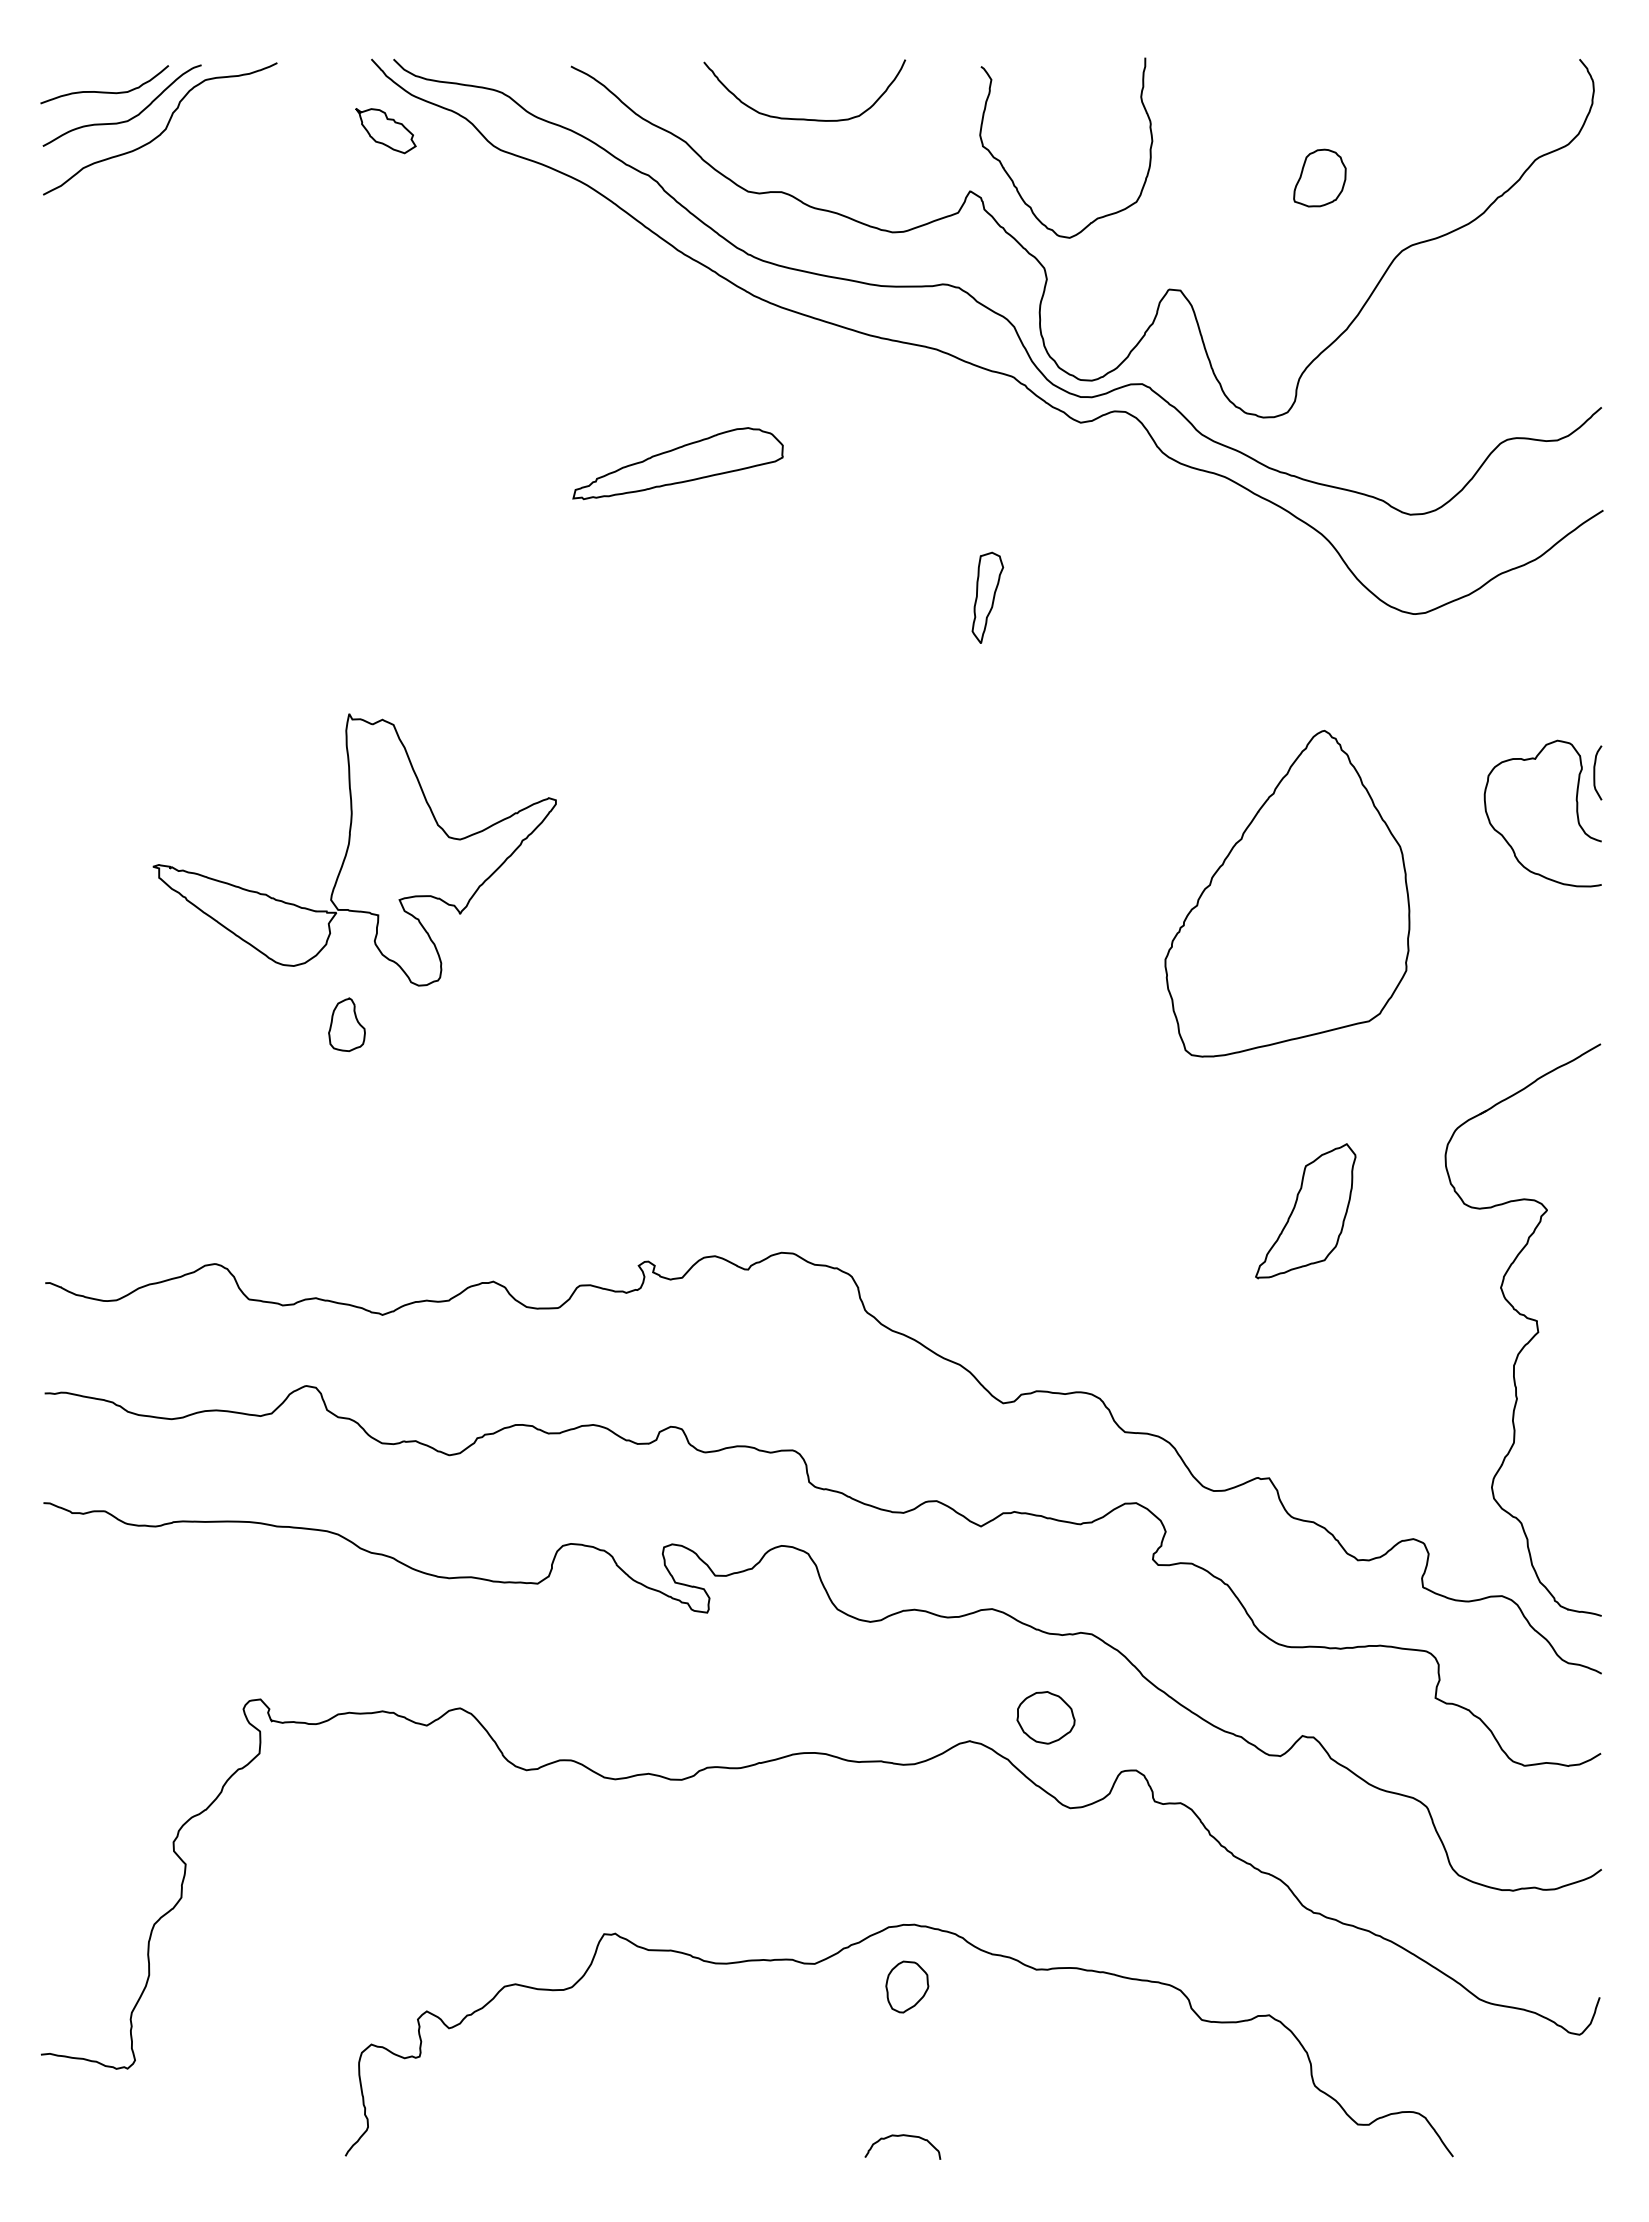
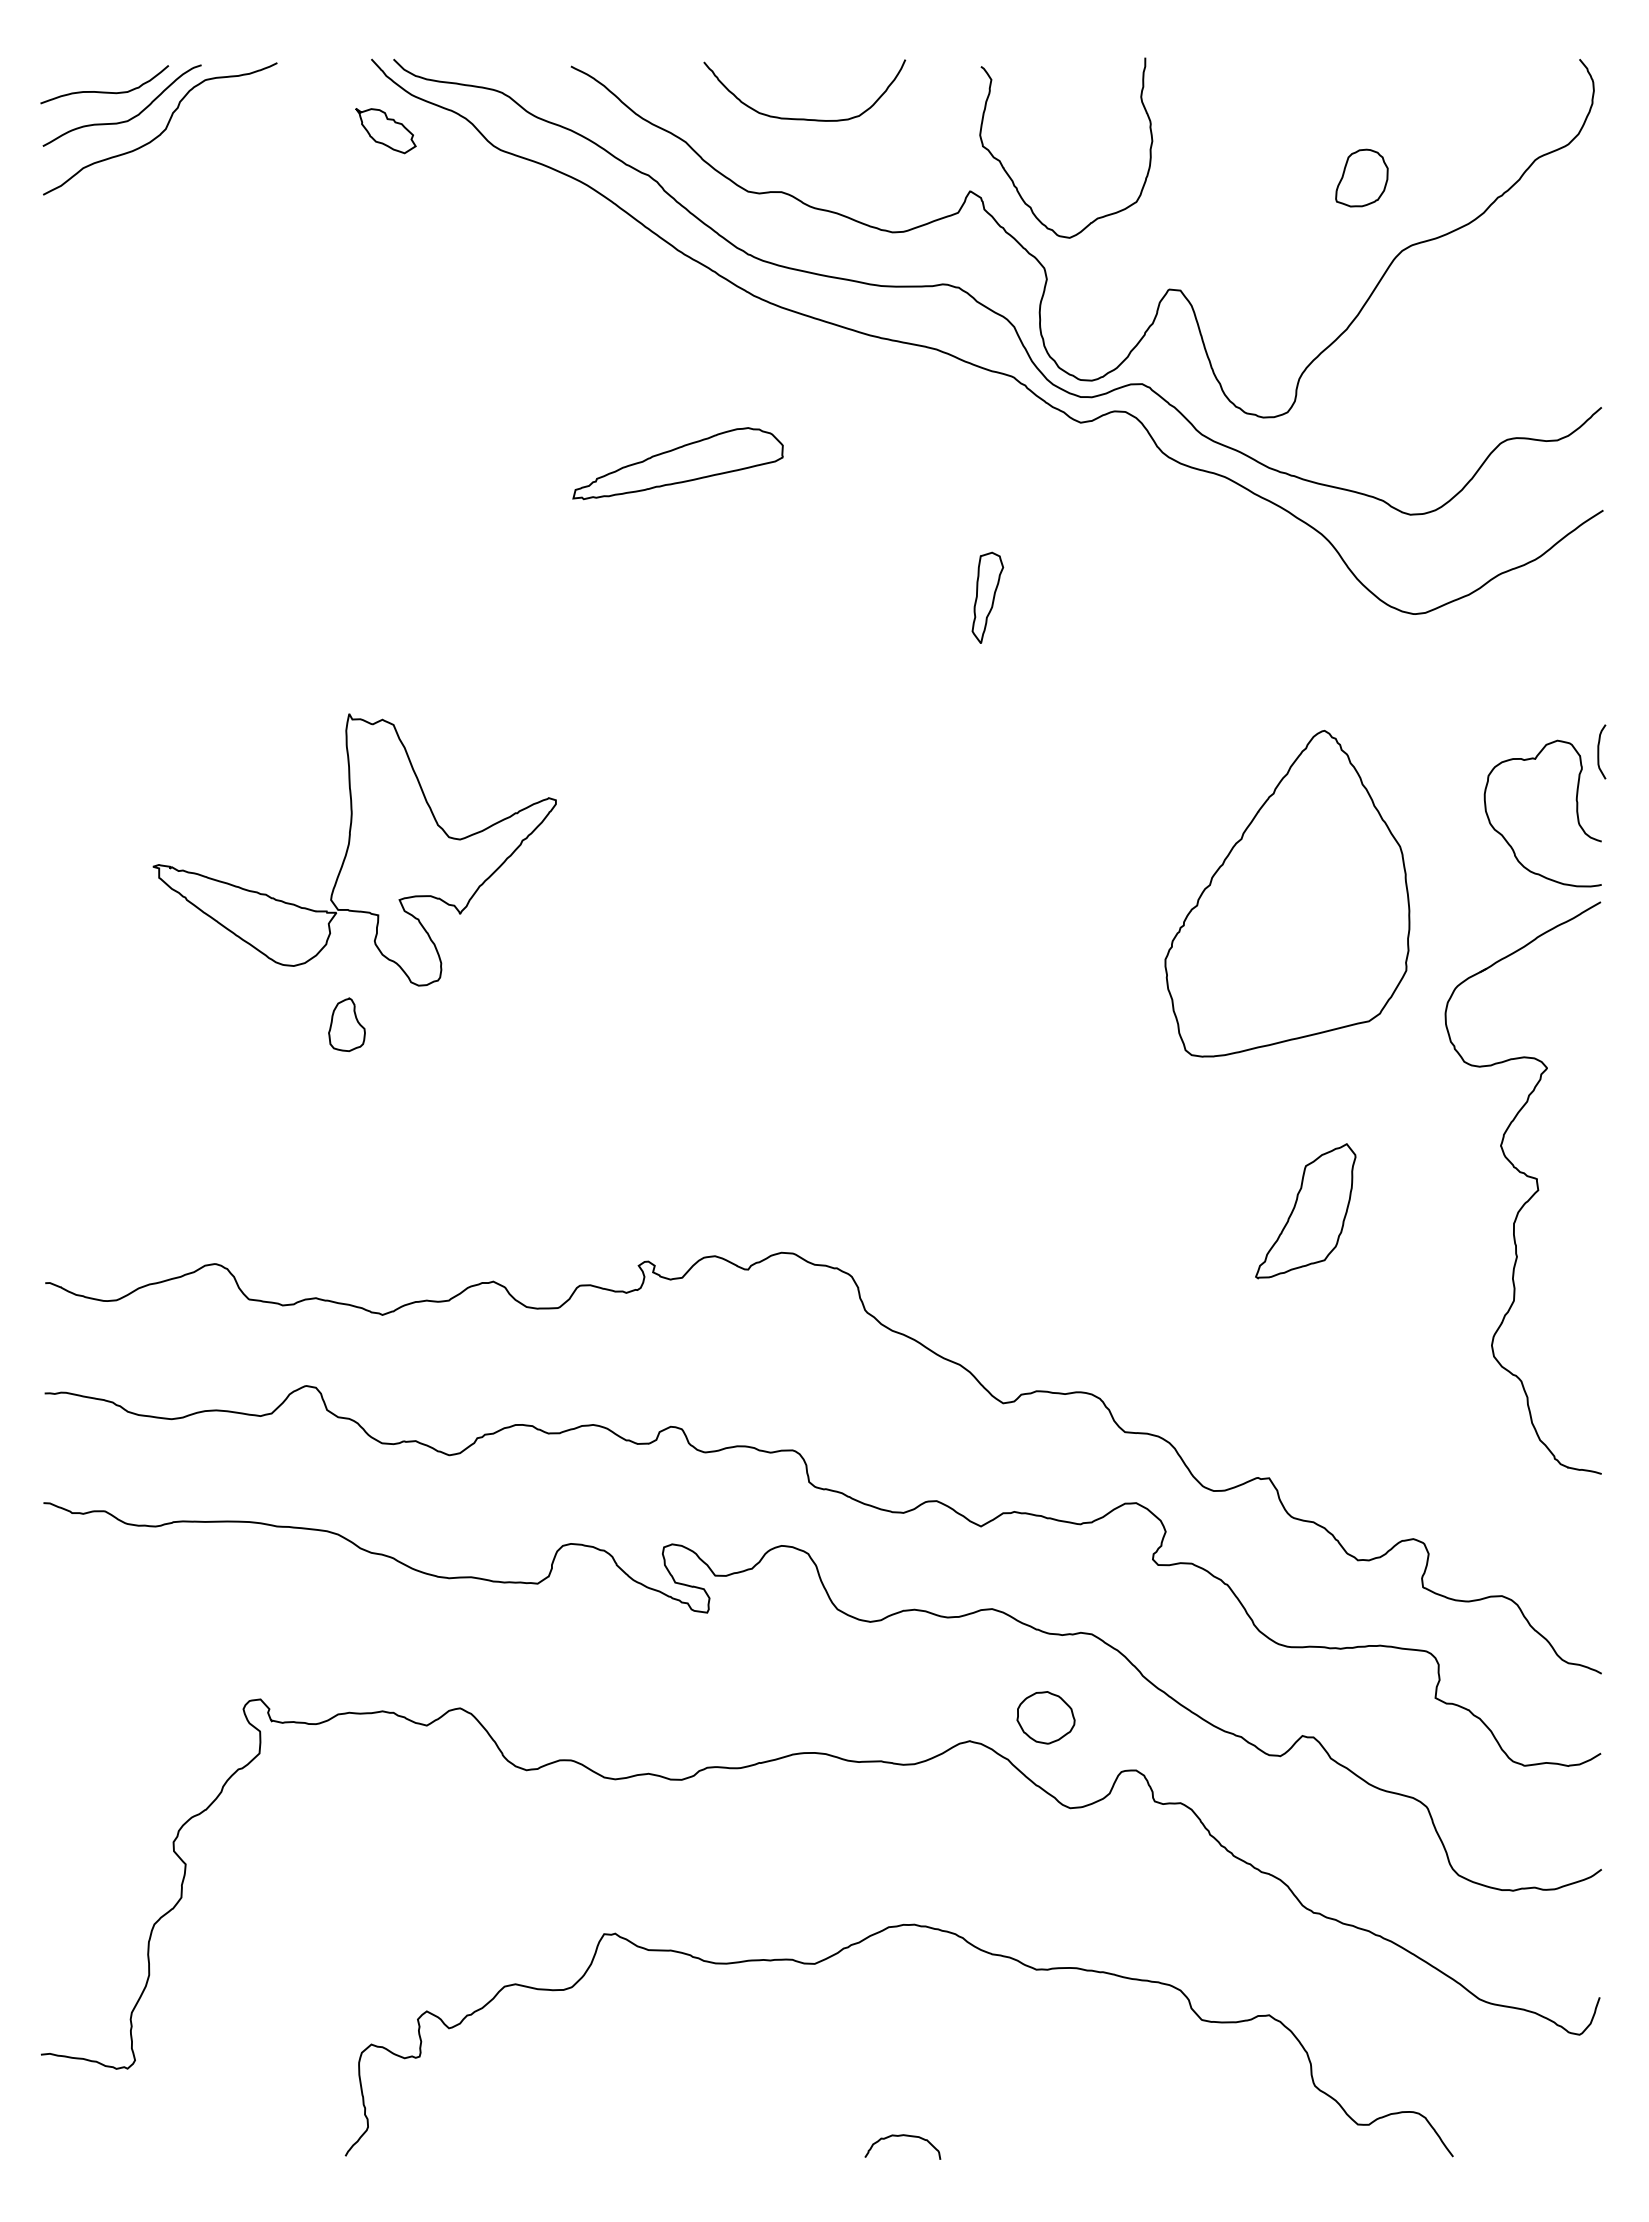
part position: (1319, 177) -> (1361, 177) (1361, 177)
curve position: (1595, 772) -> (1599, 751) (1599, 751)
part position: (1527, 1319) -> (1527, 1177) (1527, 1177)
part: present -> none (907, 1986)
